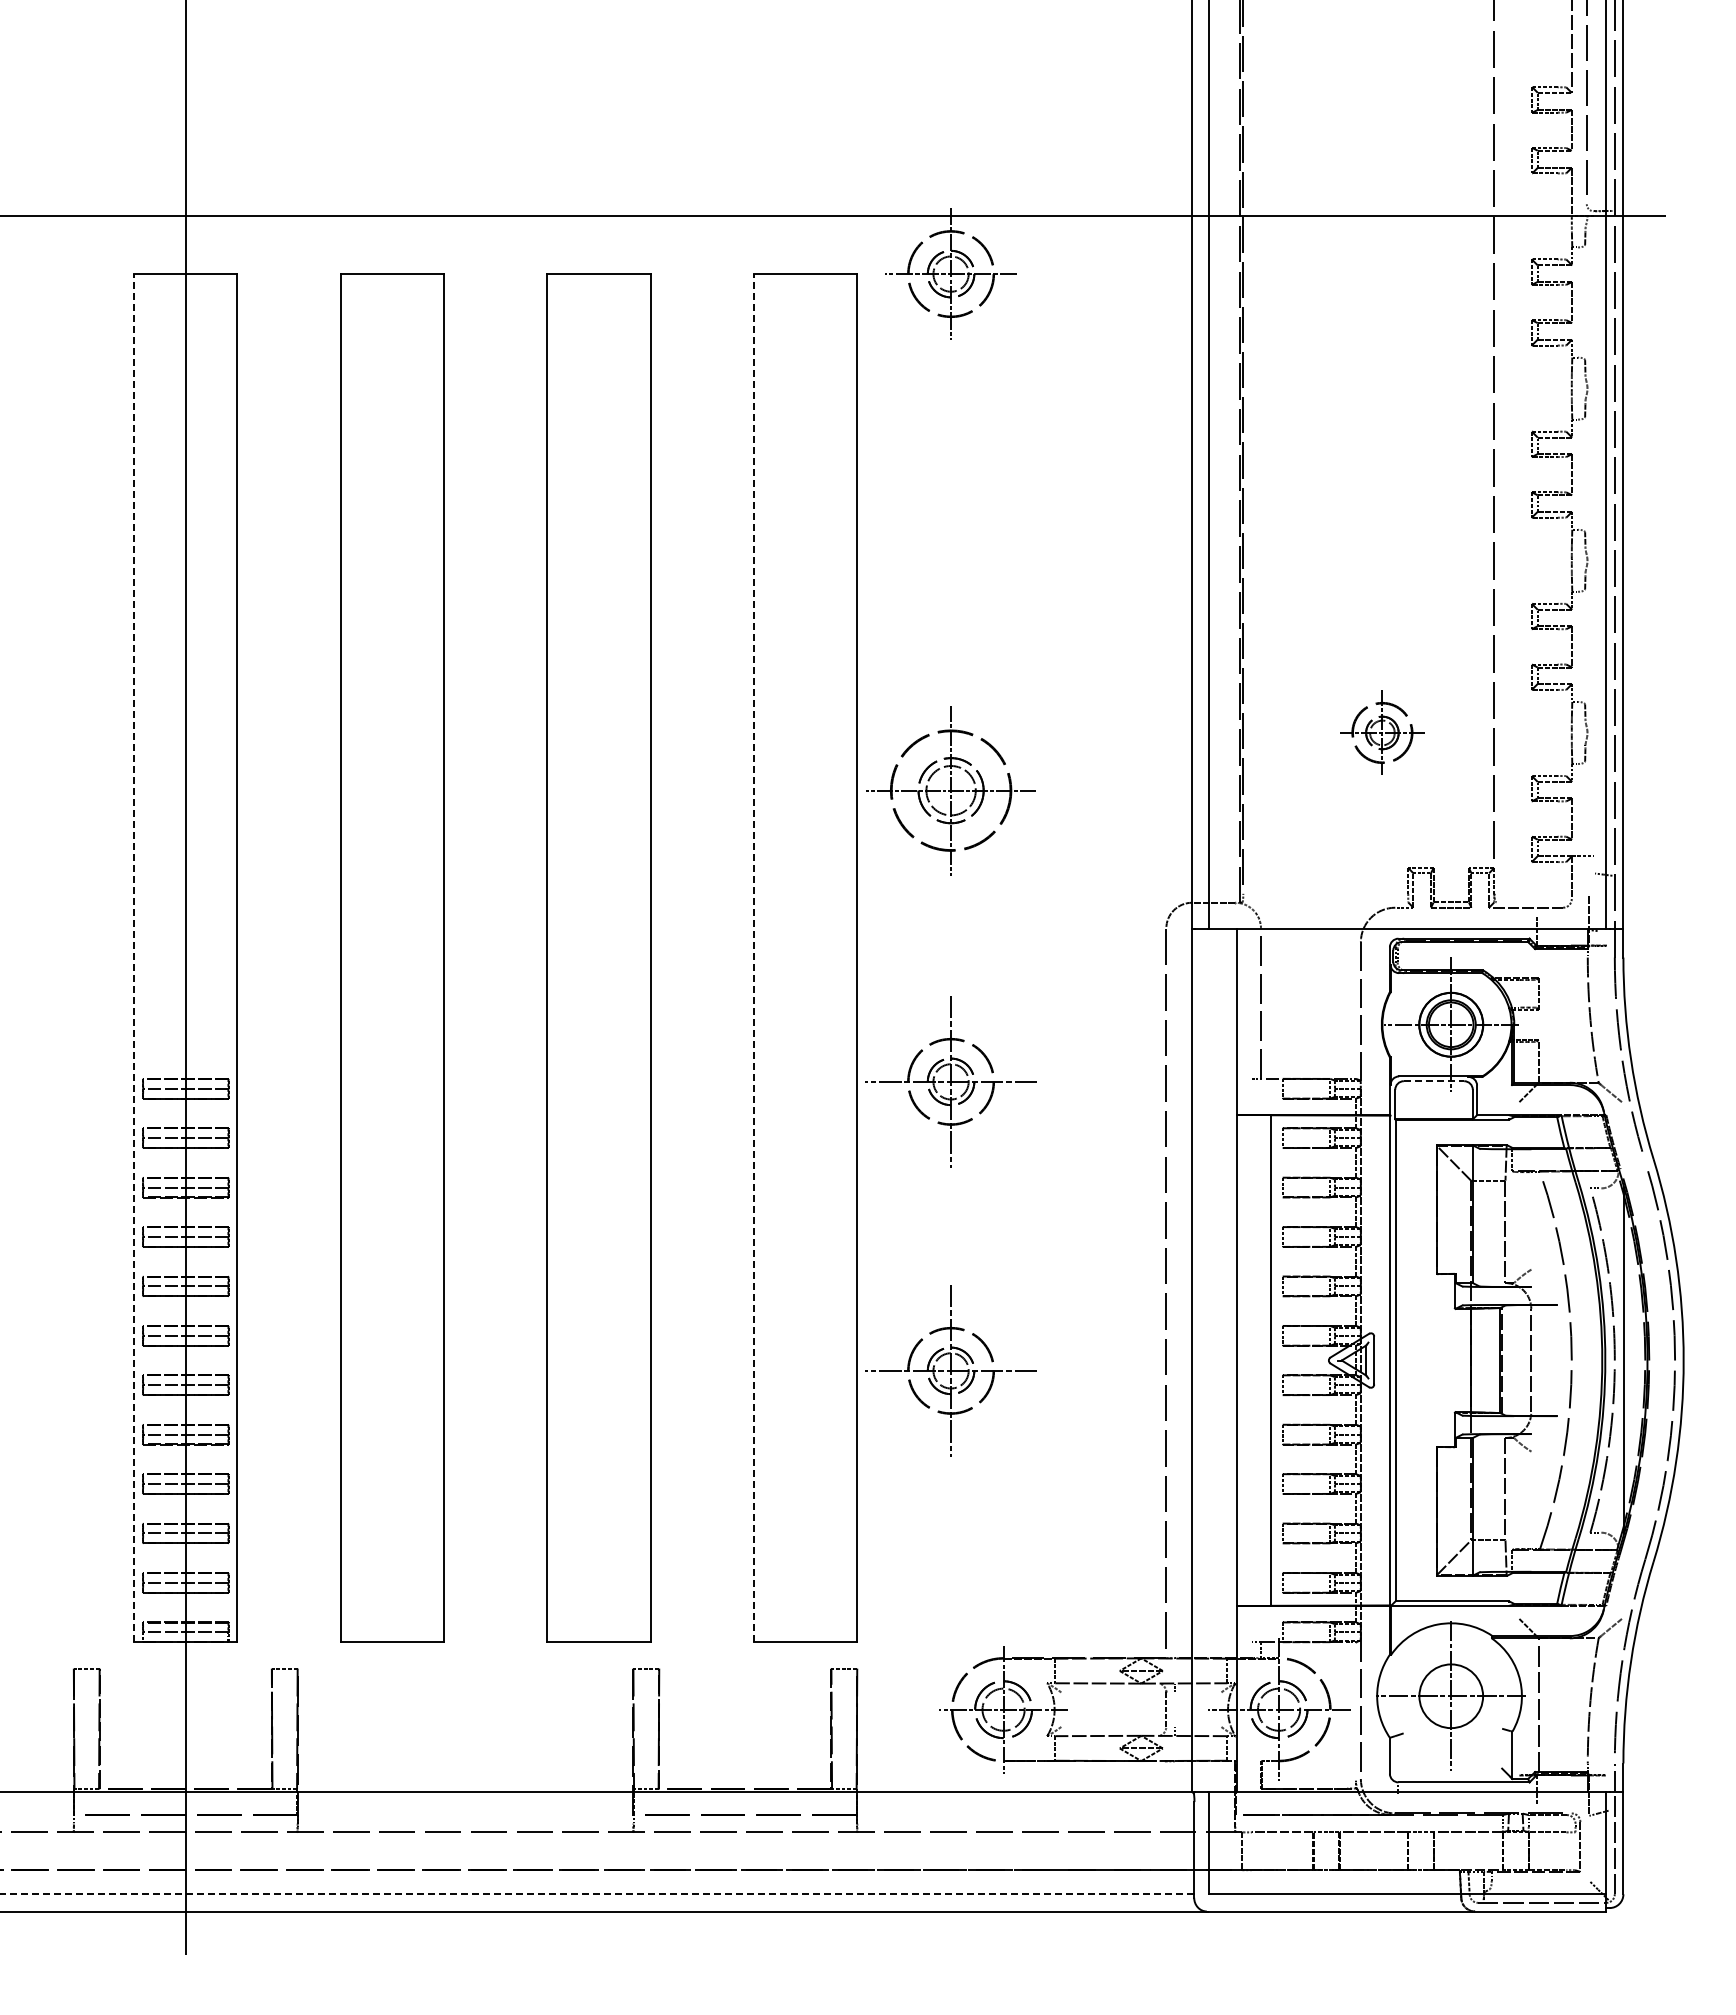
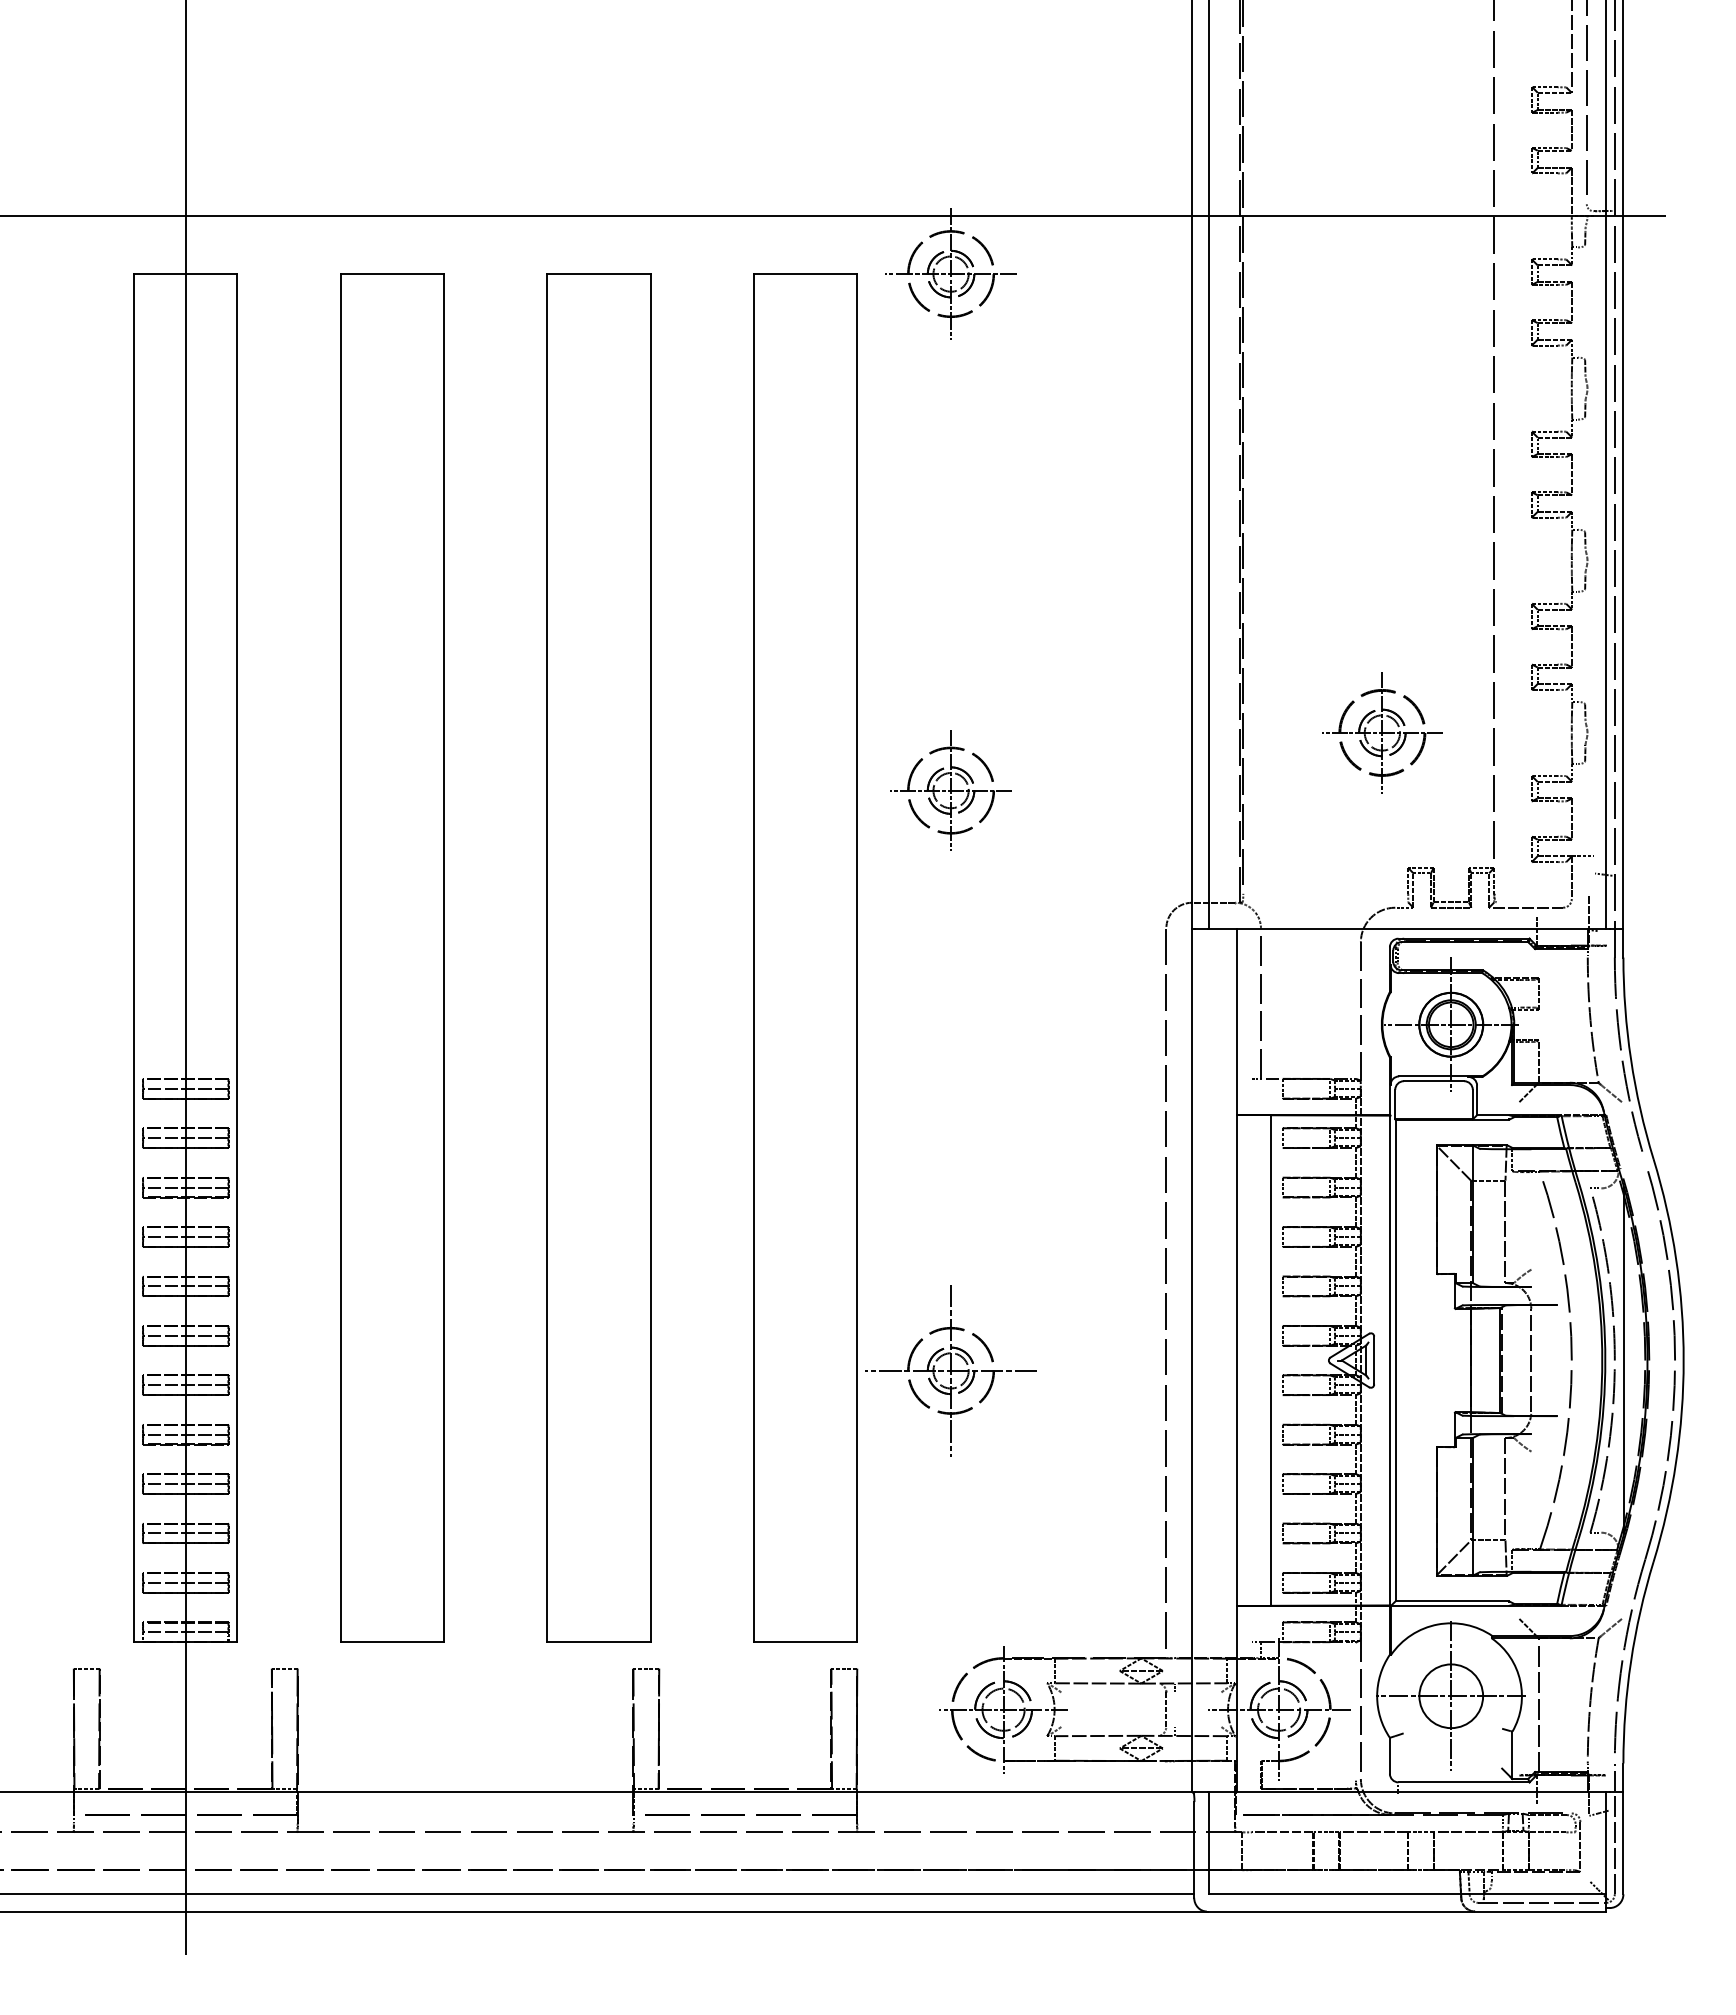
part size: 85x85 px -> 121x122 px (1382, 732)
part size: 170x170 px -> 122x121 px (950, 790)
line: dashed -> solid (134, 957)
line: dashed -> solid (753, 957)
part: present -> none (950, 1081)
line: dashed -> solid (1434, 1081)
line: dashed -> solid (597, 1894)
